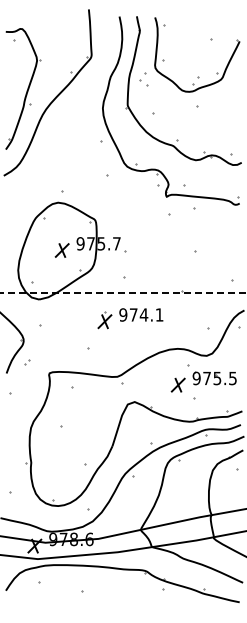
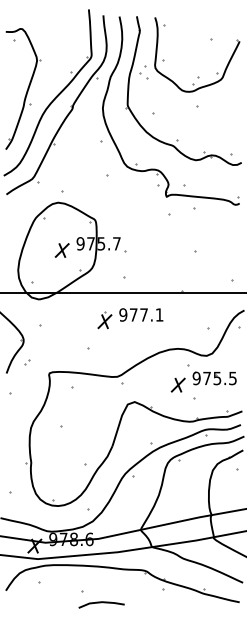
part position: (143, 79) -> (143, 72) (143, 72)
part: none -> present (70, 106)
line: dashed -> solid (123, 293)
text: 974.1 -> 977.1 (143, 314)
line: none -> present (101, 603)
